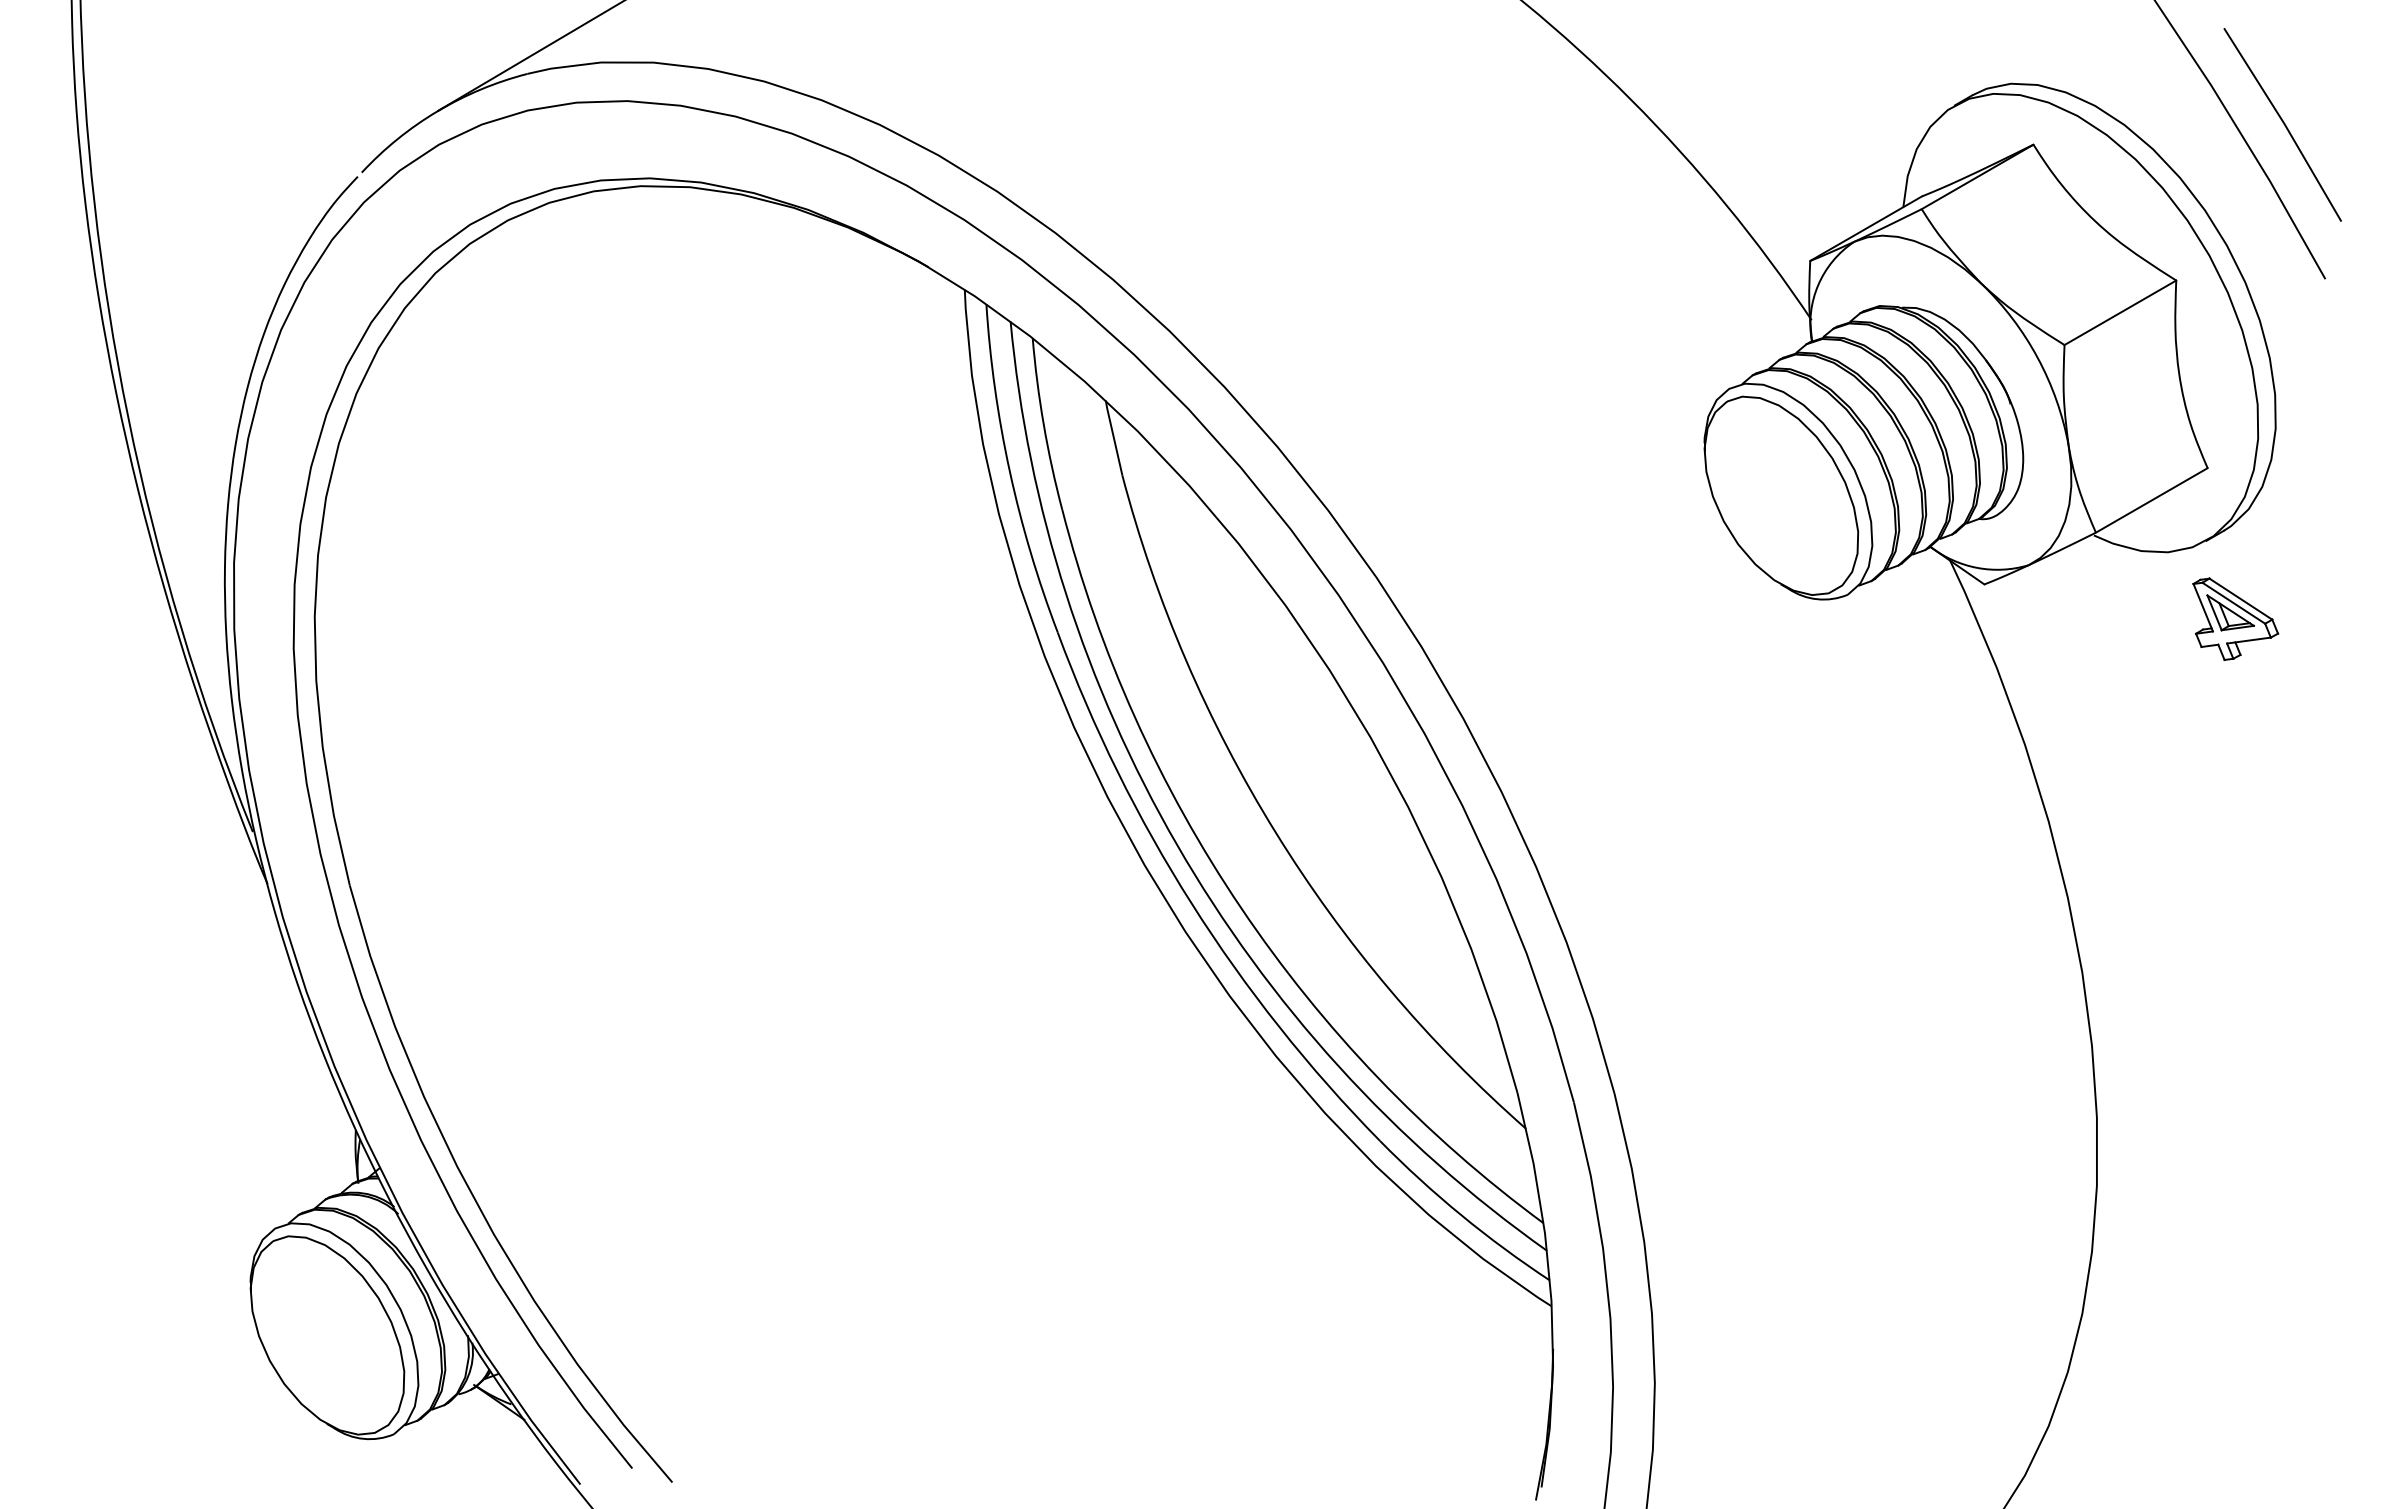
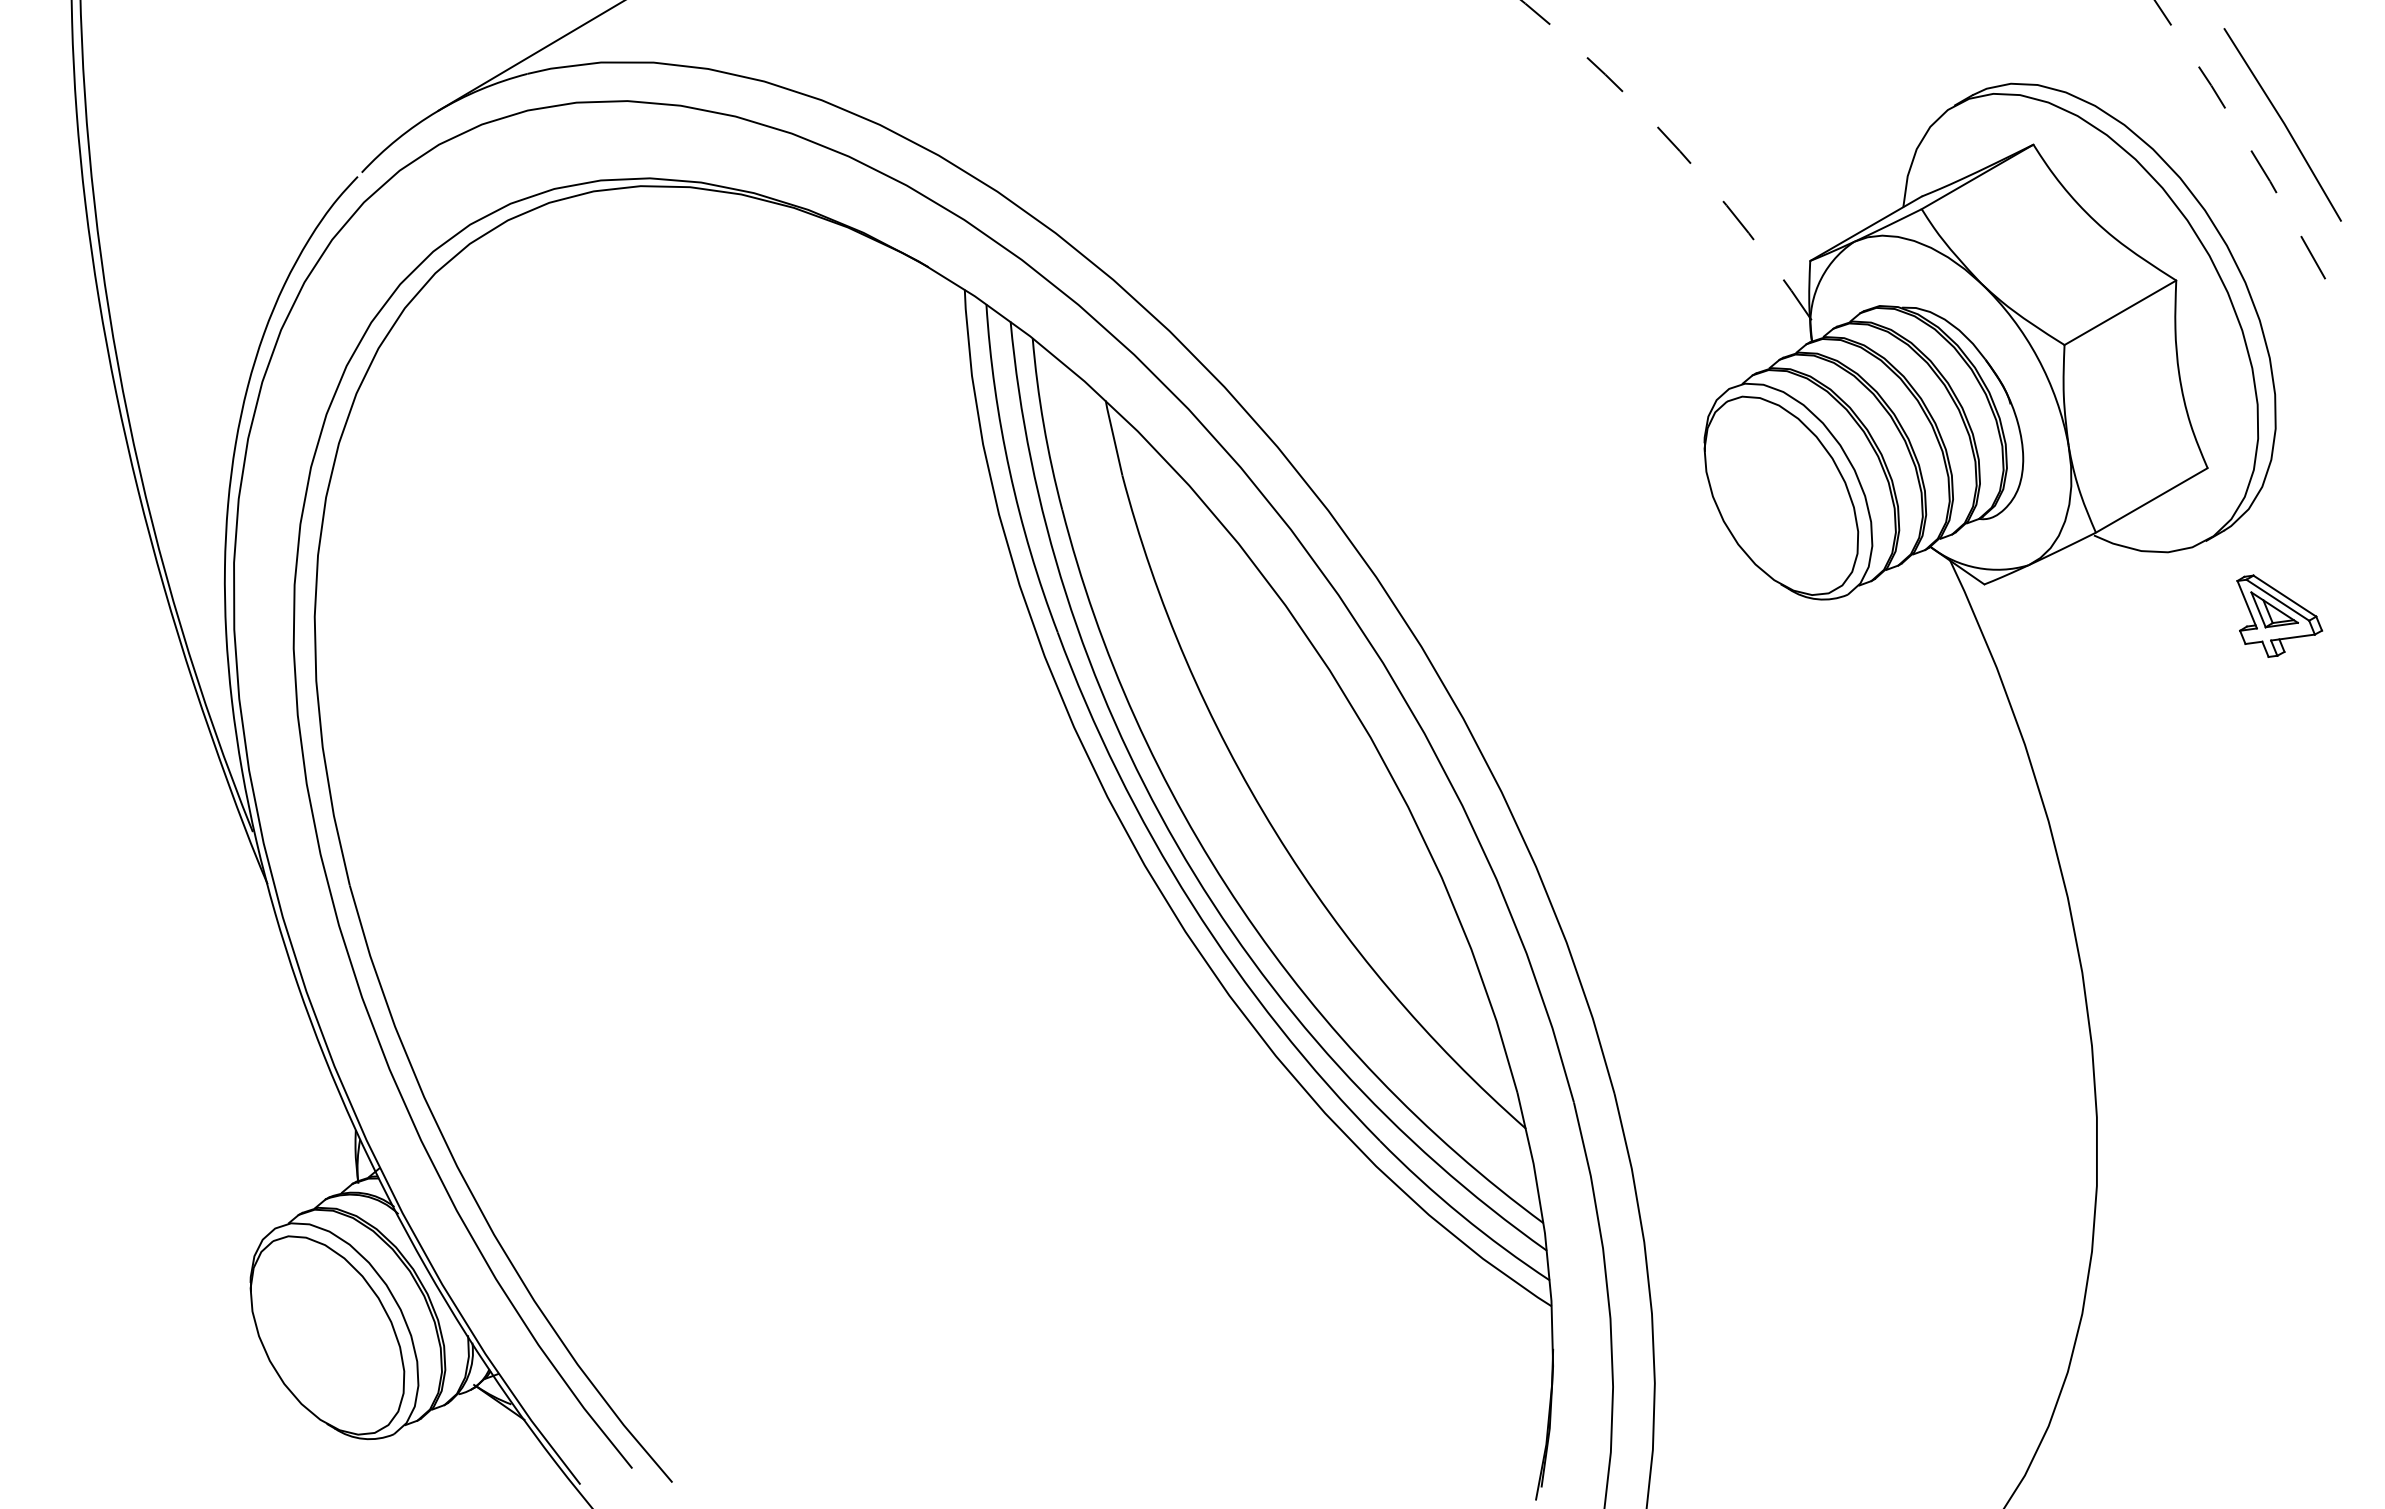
line: solid -> dashed (2243, 137)
arc: solid -> dashed (1678, 149)
part position: (2235, 618) -> (2279, 615) (2279, 615)
